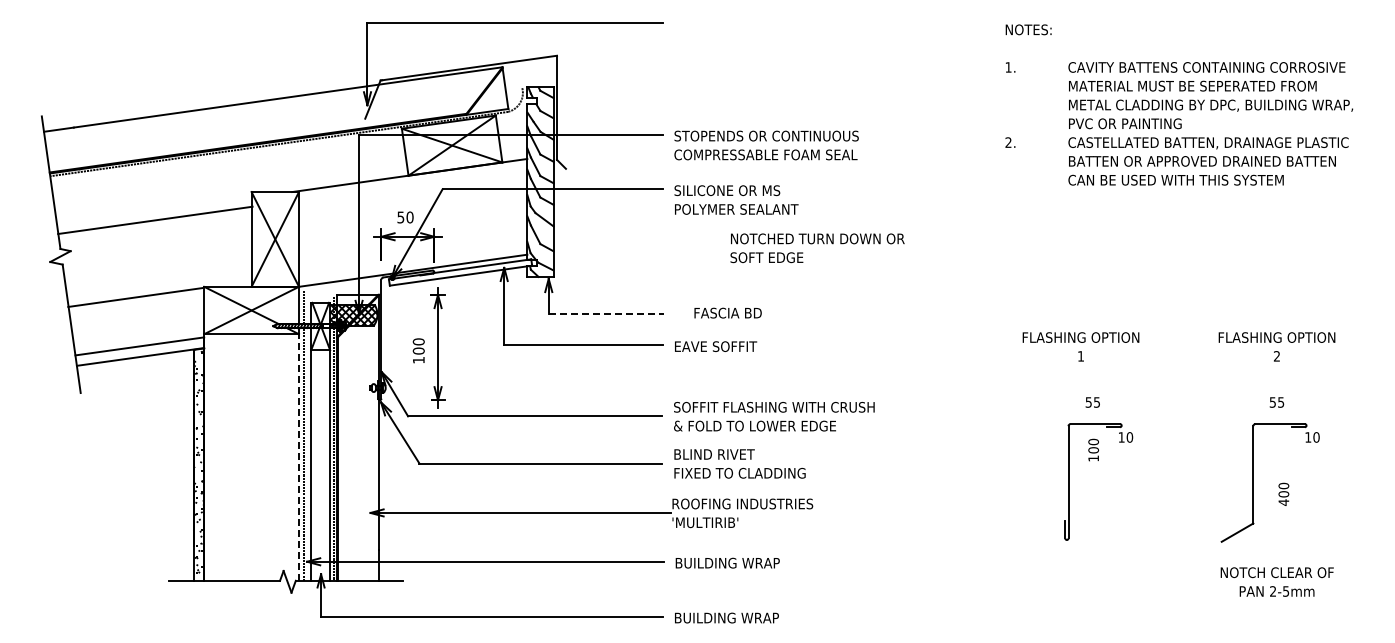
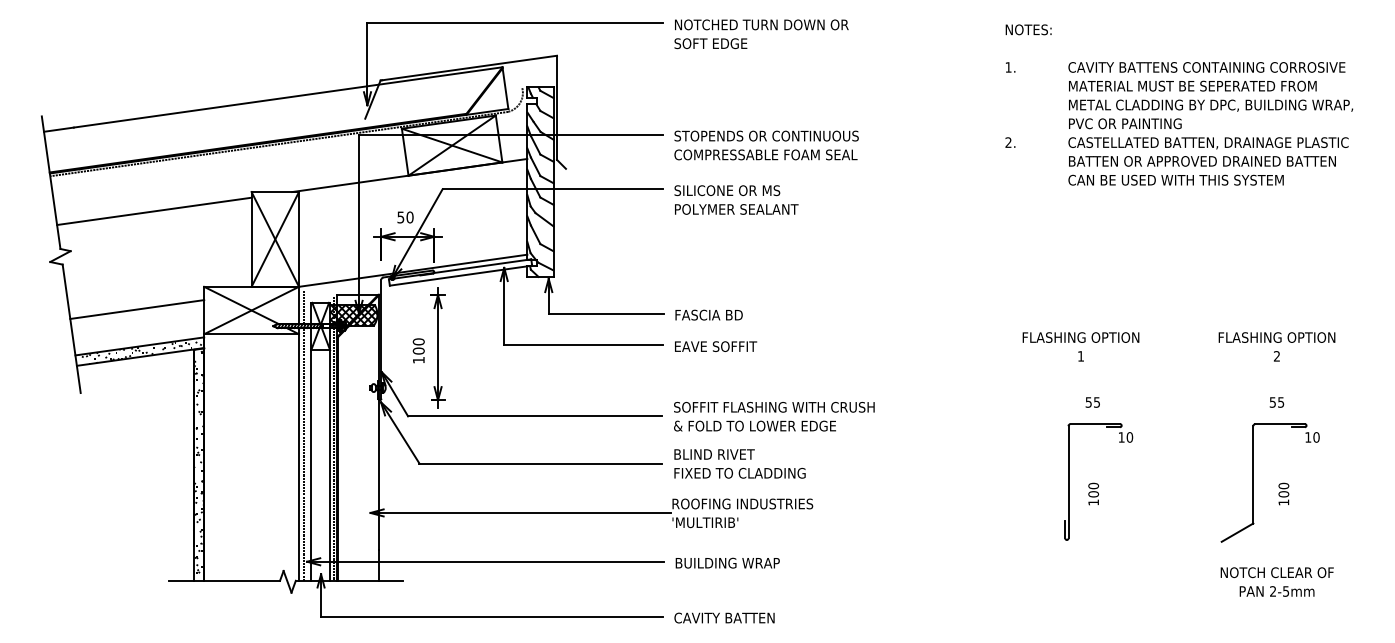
line position: (155, 220) -> (154, 211) (154, 211)
text position: (817, 248) -> (761, 34) (761, 34)
line position: (135, 297) -> (137, 309) (137, 309)
text position: (727, 312) -> (708, 314) (708, 314)
line: dashed -> solid (606, 313)
hatch: none -> present (140, 351)
text position: (1093, 449) -> (1093, 493) (1093, 493)
line: dashed -> solid (299, 457)
text: 400 -> 100 (1283, 502)
text: BUILDING WRAP -> CAVITY BATTEN (726, 617)
